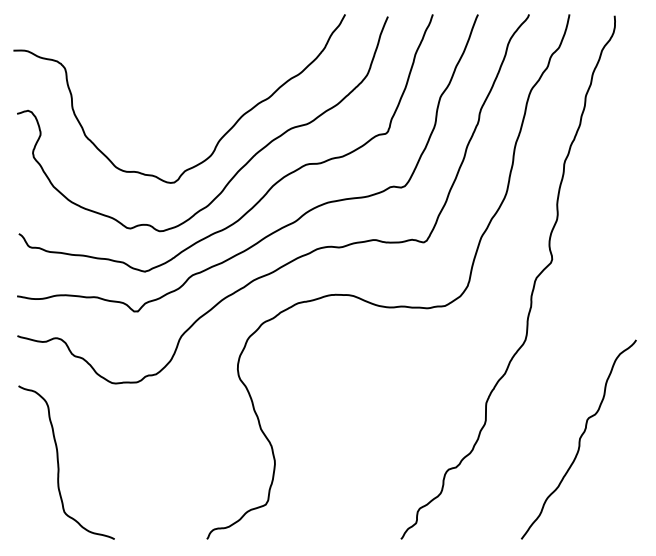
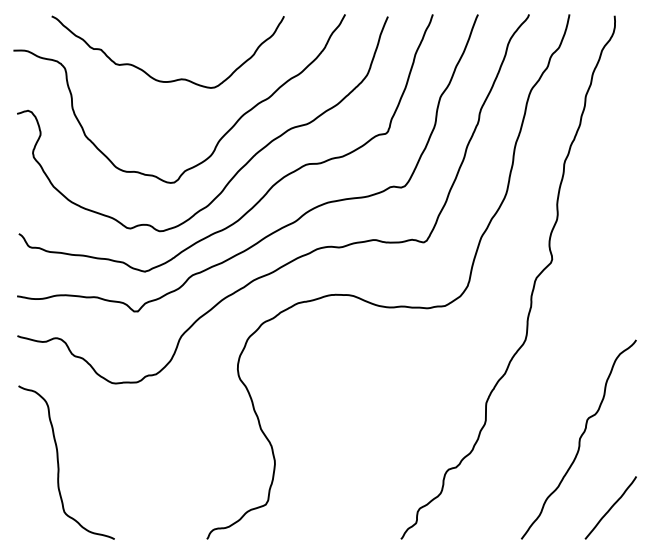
curve: none -> present (148, 73)
curve: none -> present (610, 507)
